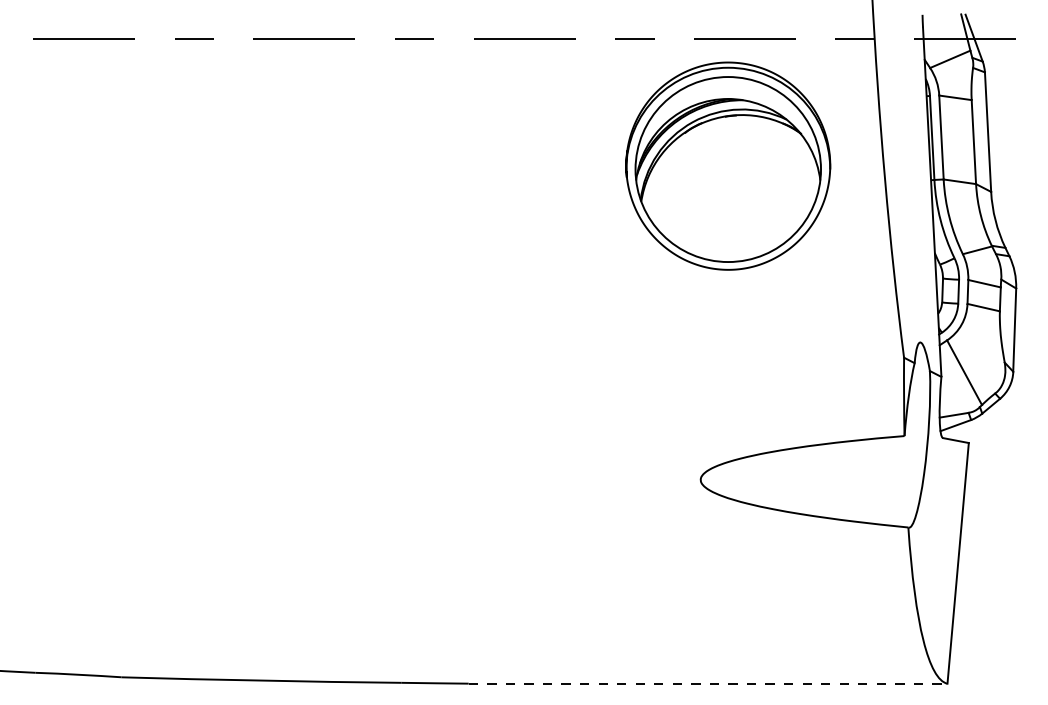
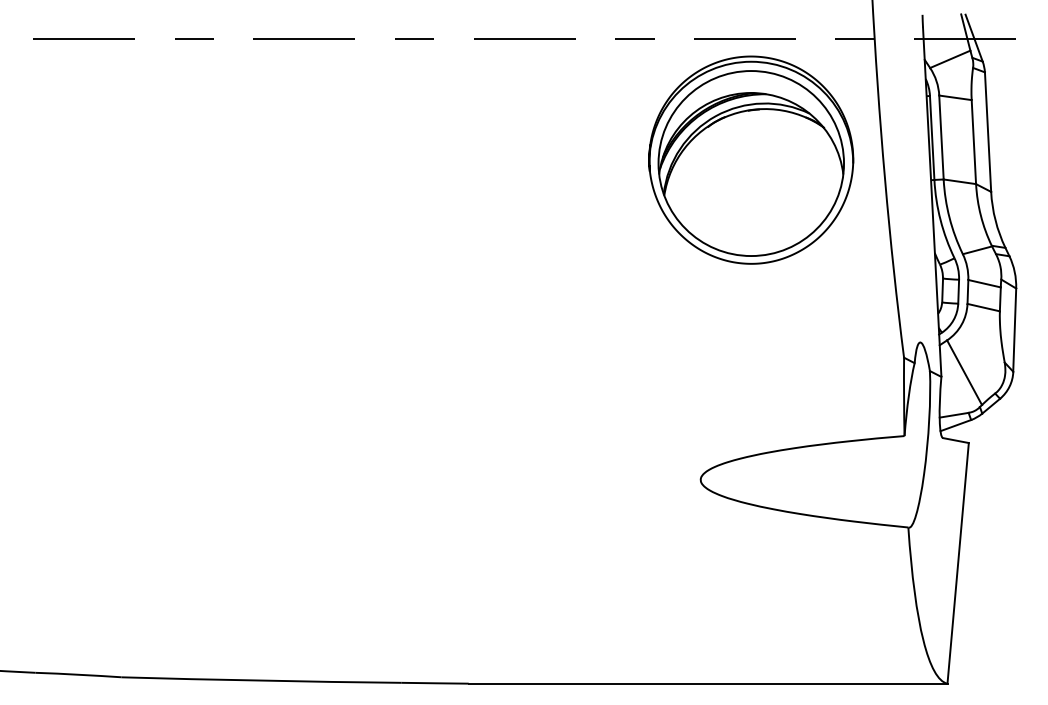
part position: (728, 165) -> (751, 159) (751, 159)
line: dashed -> solid (708, 683)
